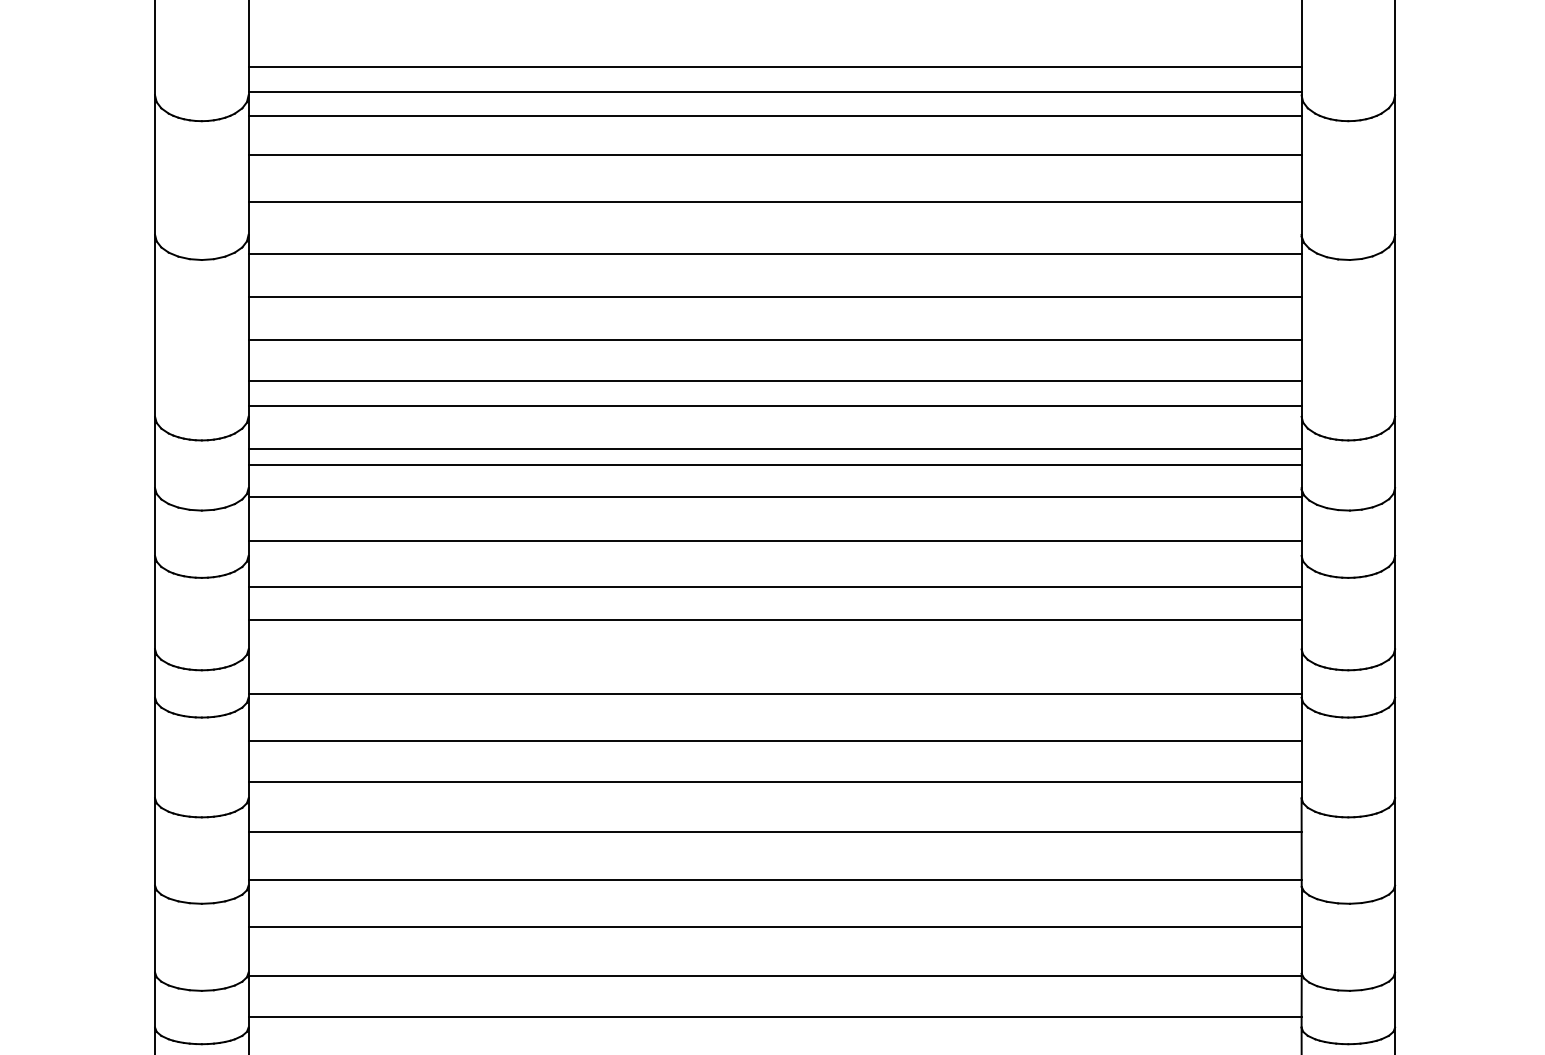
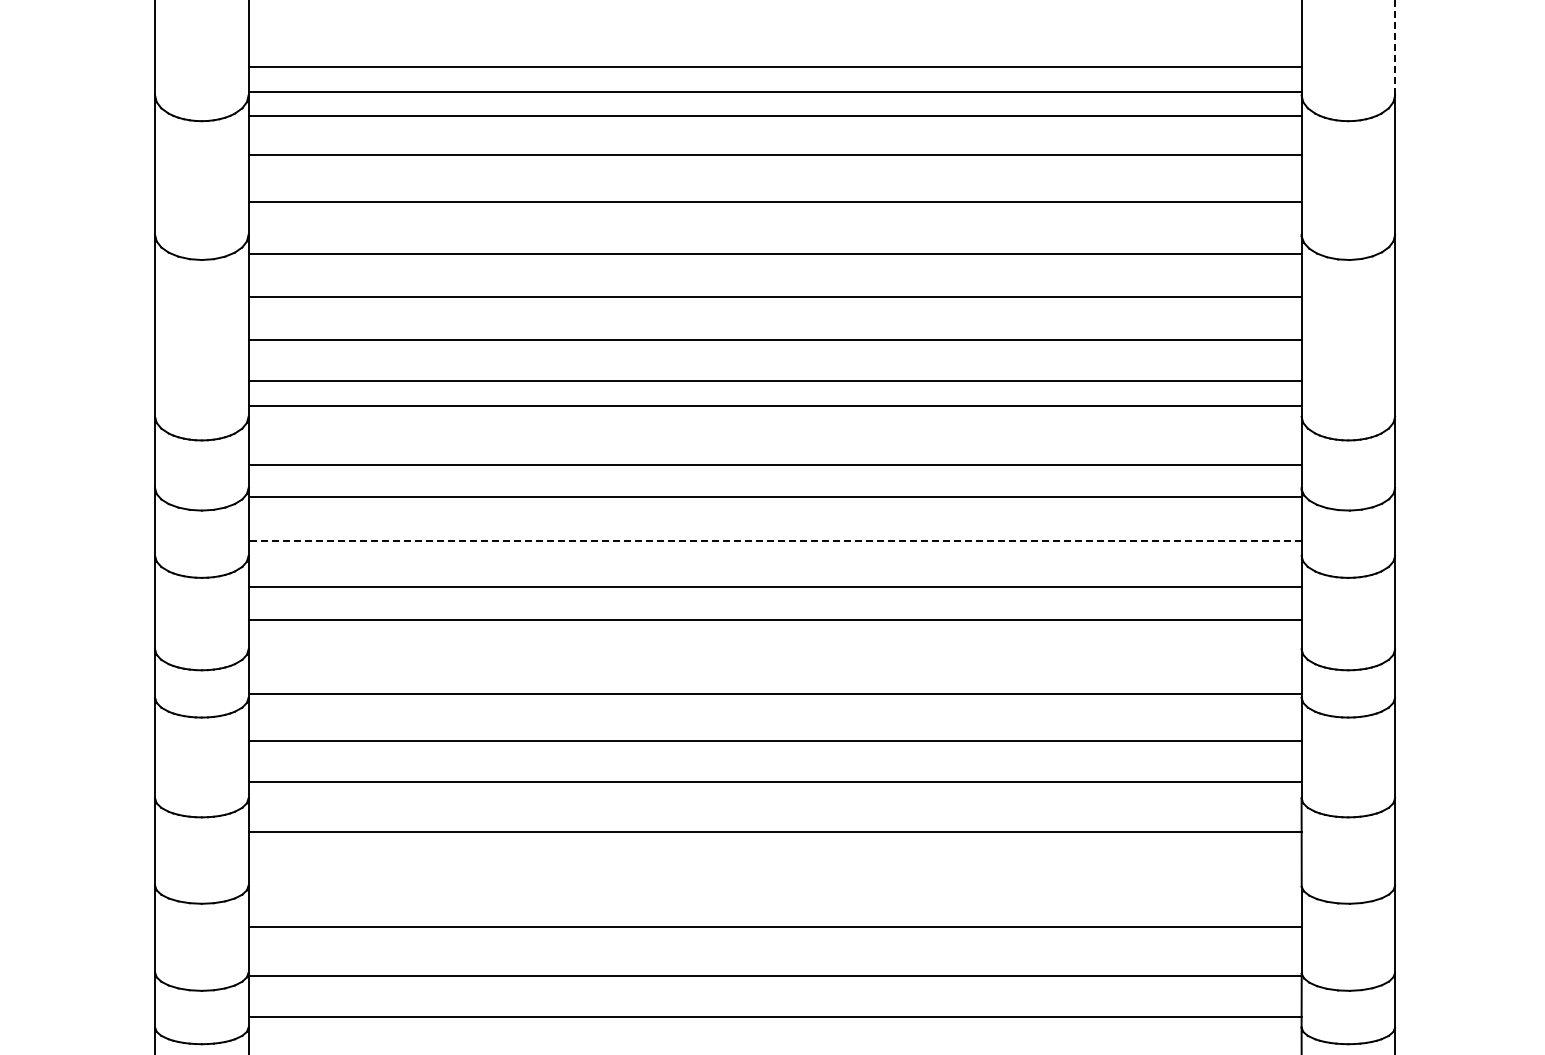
line: solid -> dashed (1395, 47)
line: present -> none (774, 448)
line: solid -> dashed (775, 540)
line: present -> none (774, 879)
